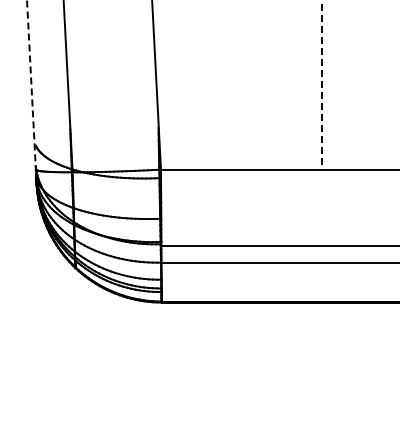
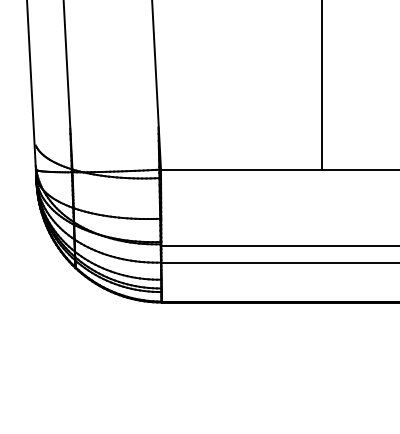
line: dashed -> solid (321, 85)
line: dashed -> solid (31, 91)
